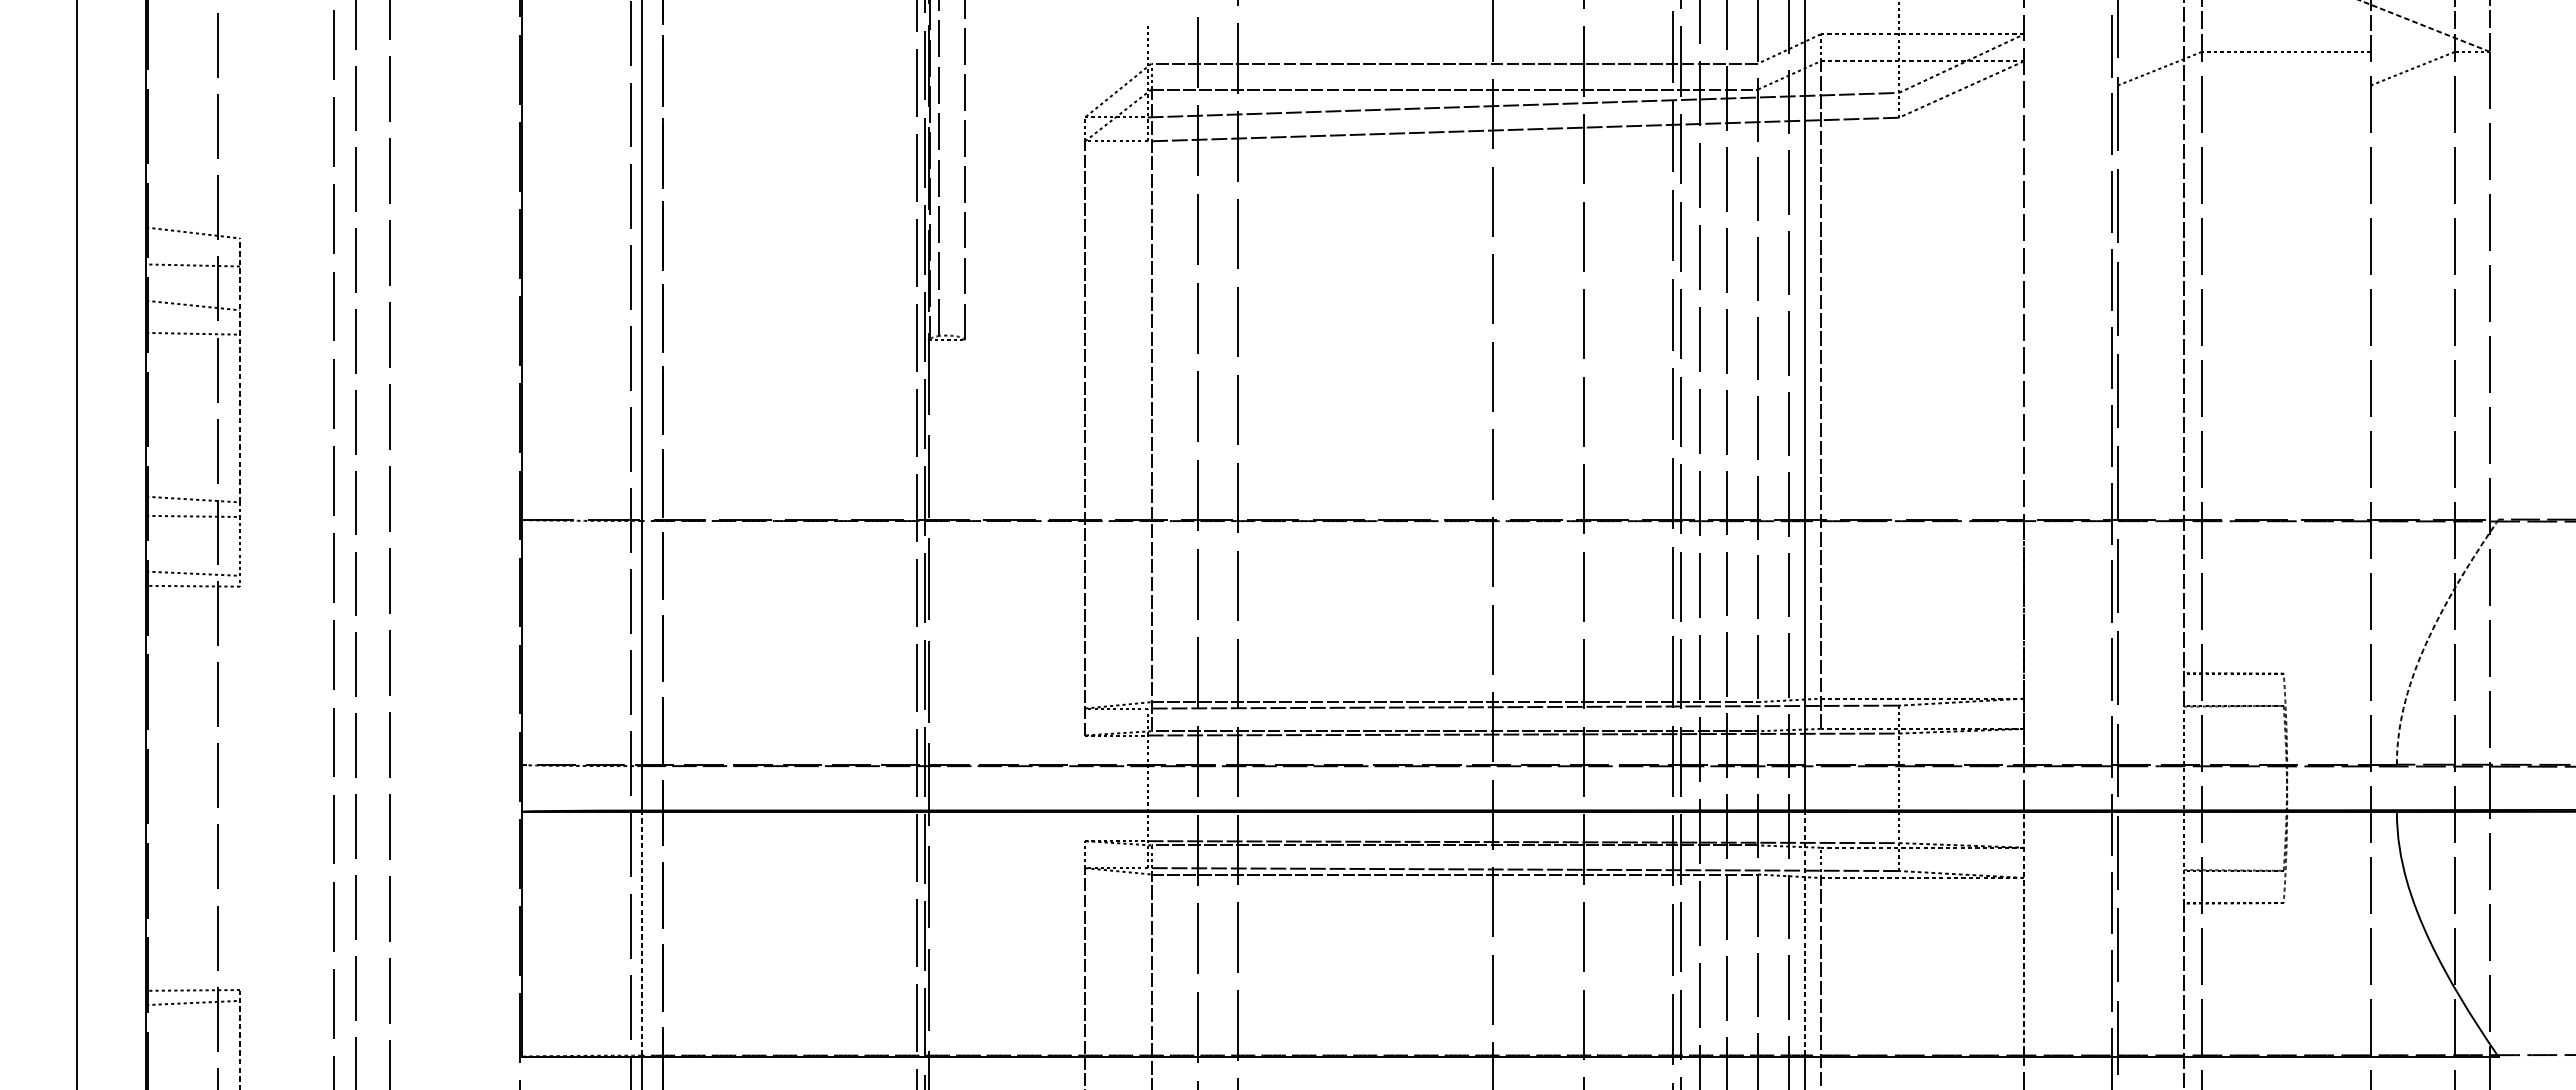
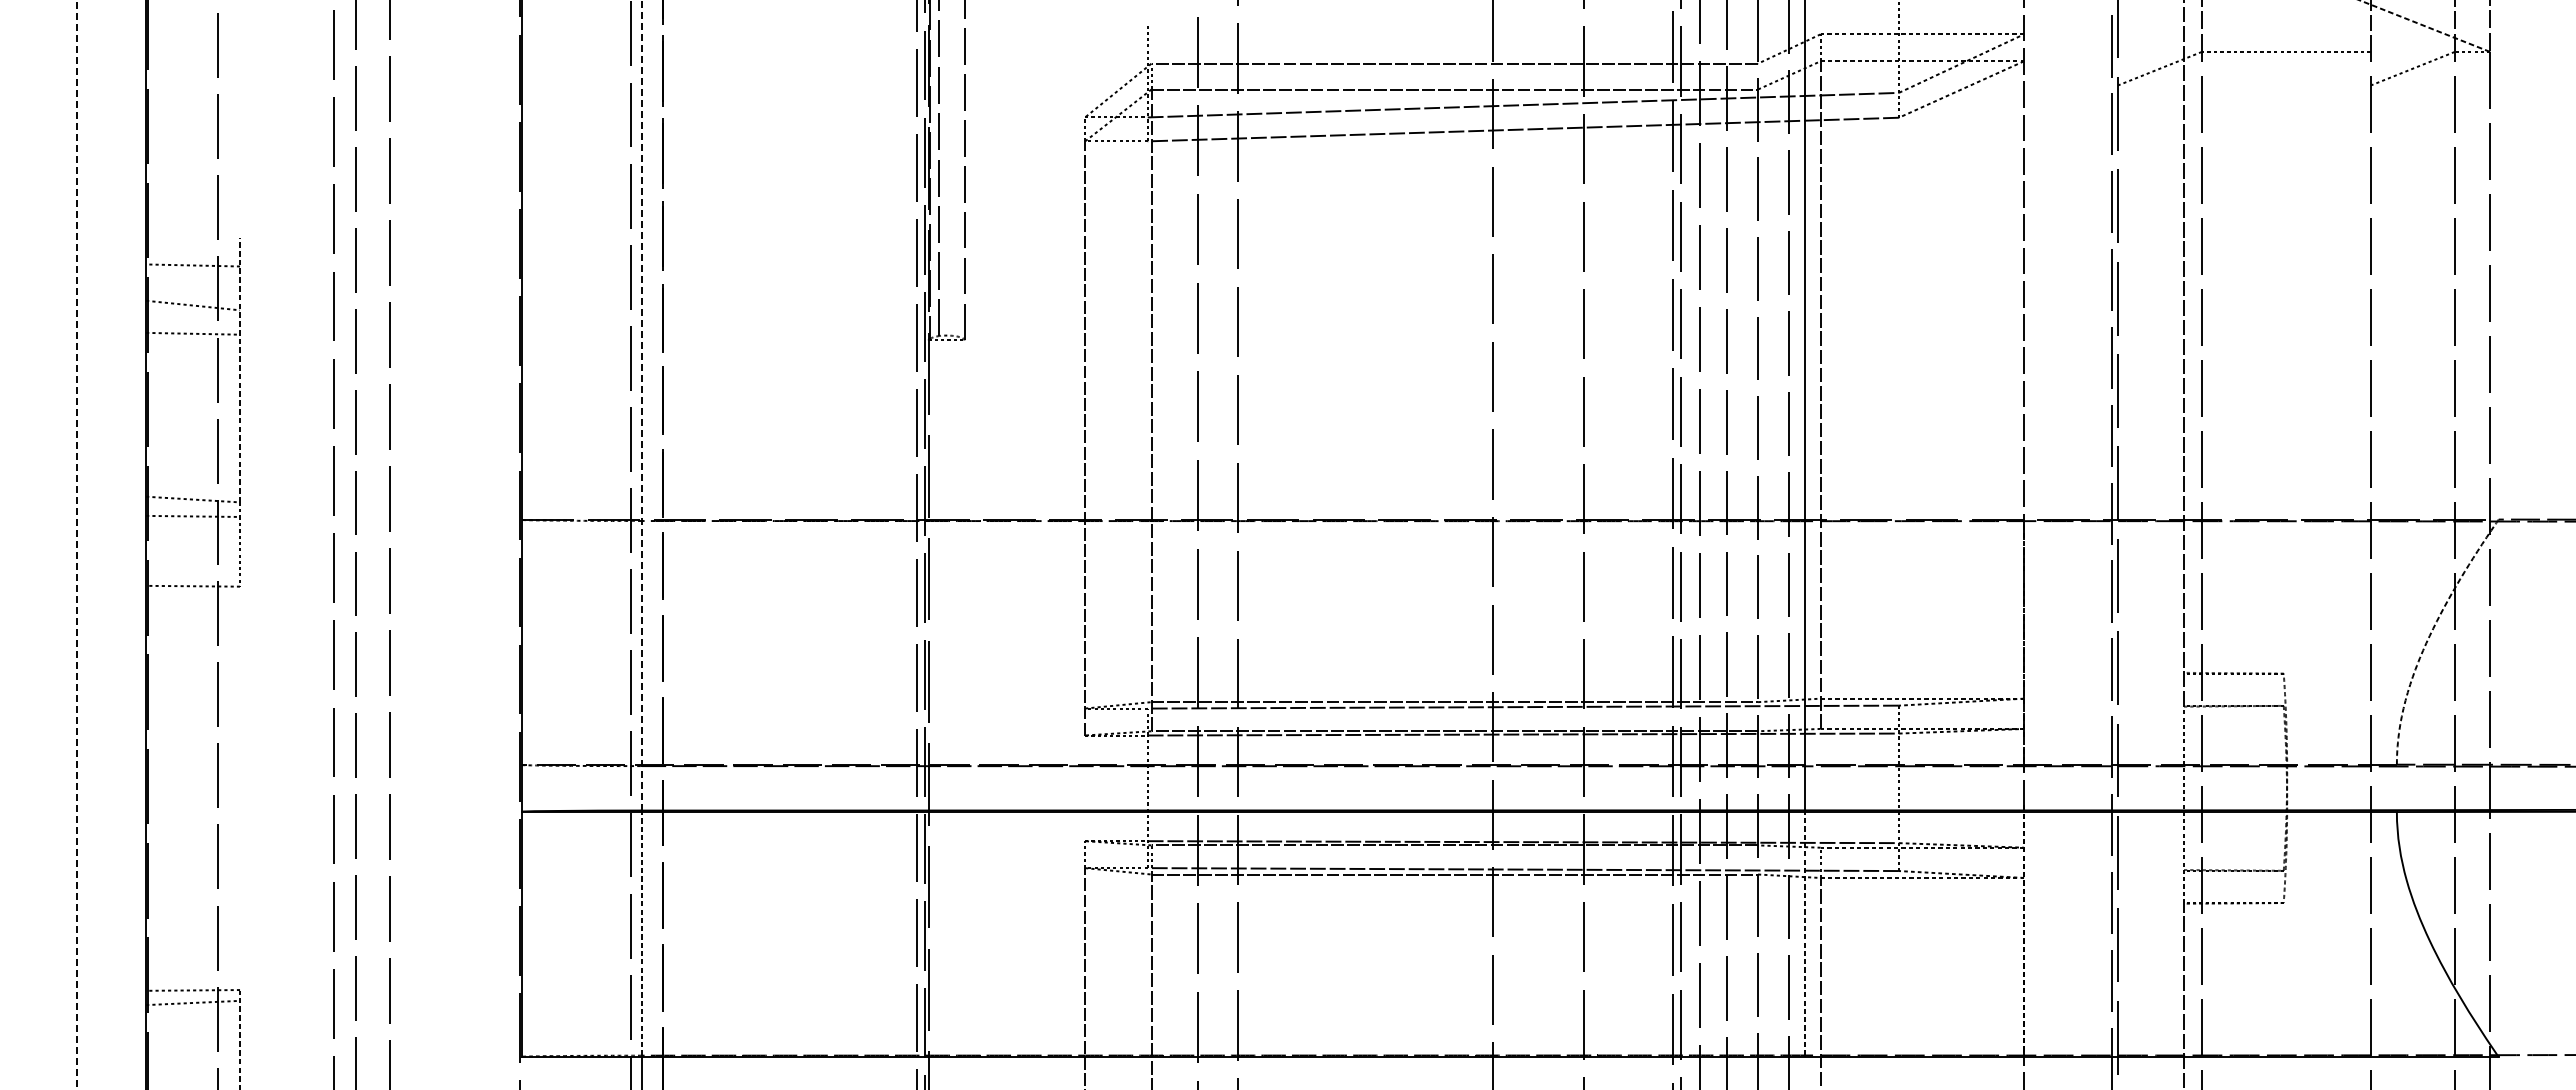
line: present -> none (193, 232)
line: solid -> dashed (641, 405)
line: solid -> dashed (77, 545)
line: present -> none (193, 573)
line: present -> none (1805, 1071)
